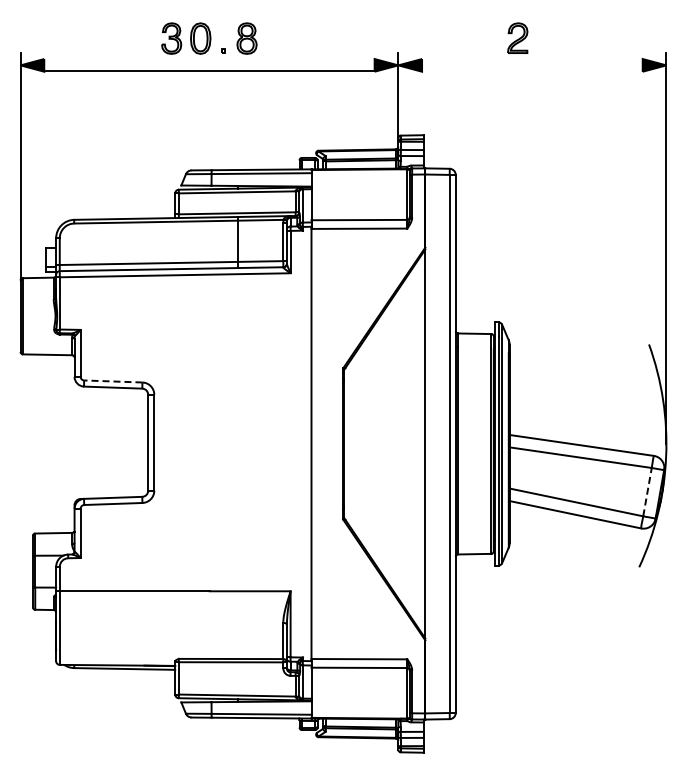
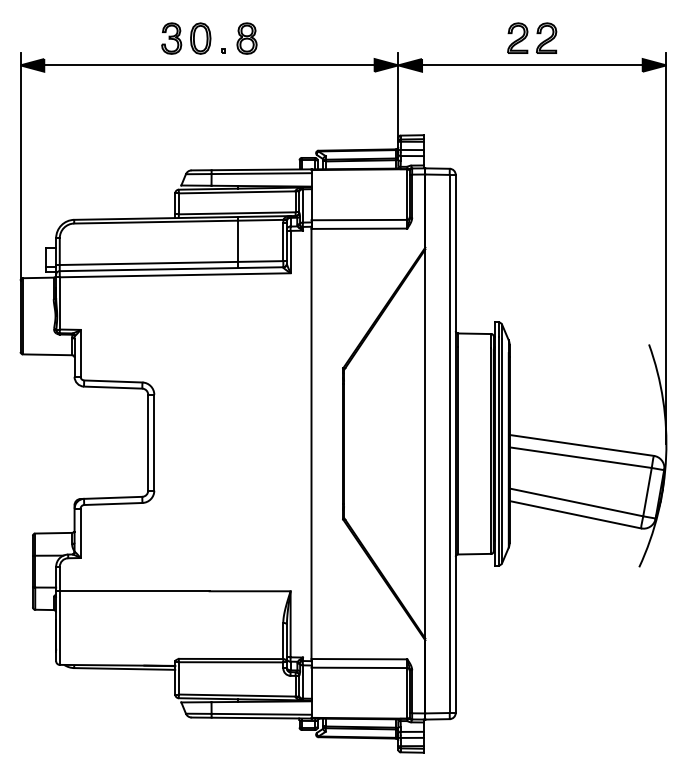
part: none -> present (546, 37)
line: none -> present (532, 65)
line position: (209, 71) -> (209, 65) (209, 65)
line: dashed -> solid (112, 381)
line: dashed -> solid (647, 492)
